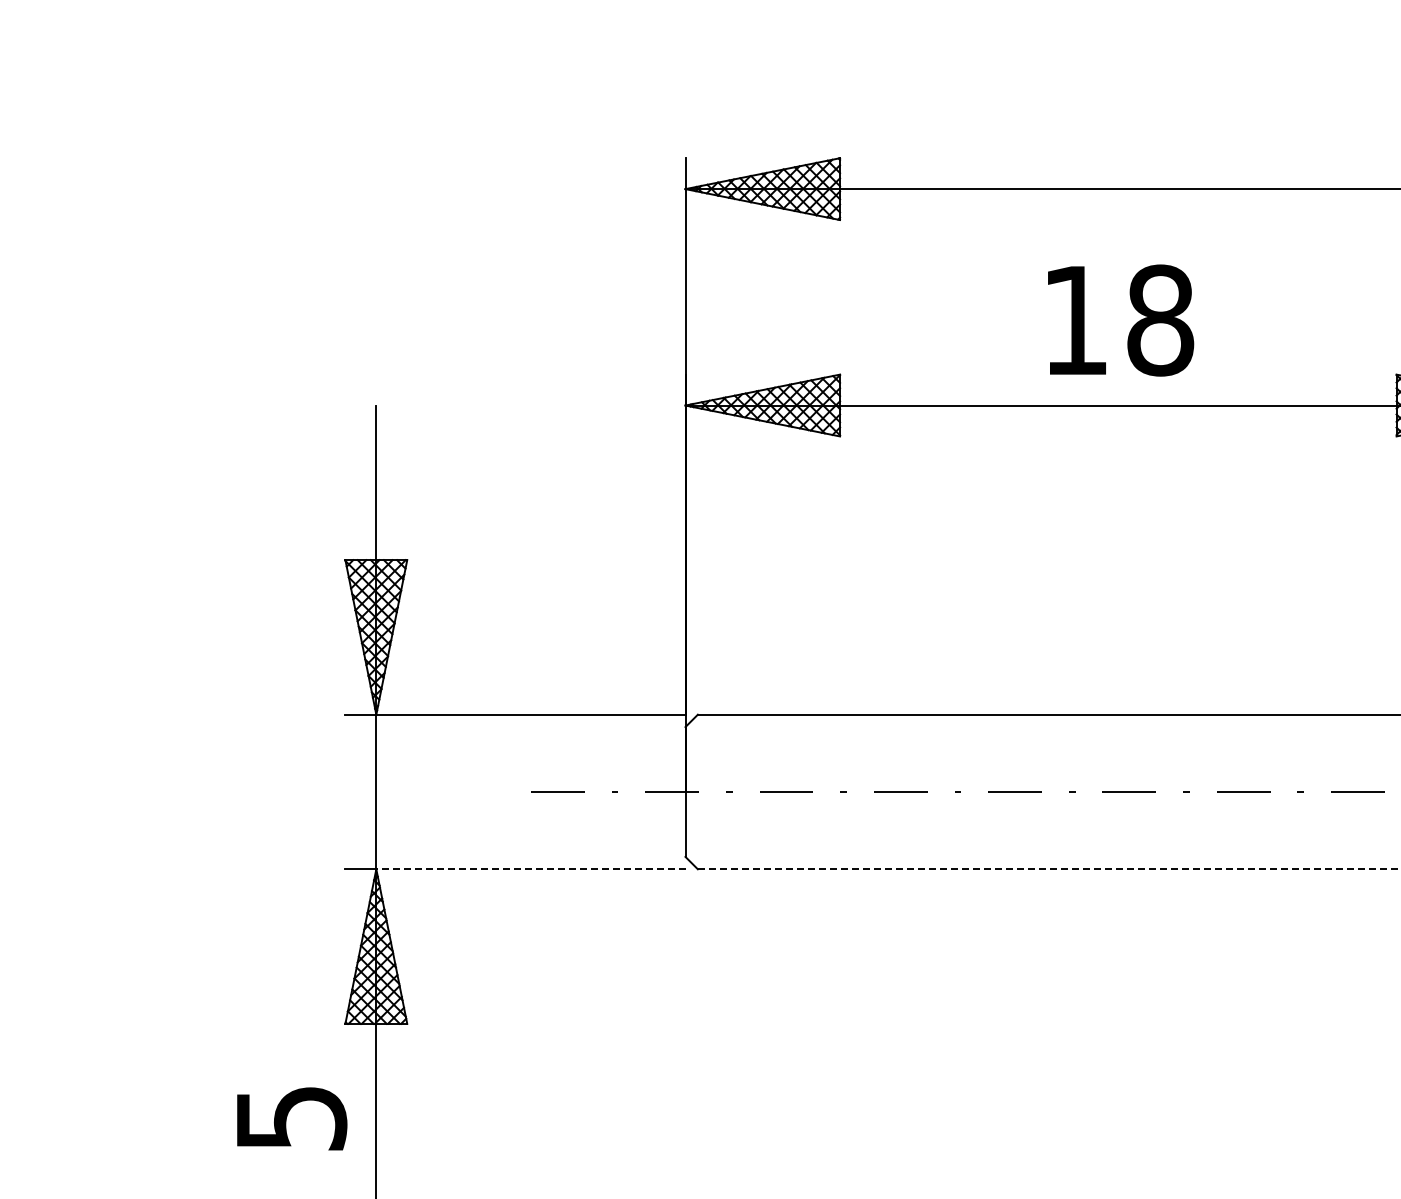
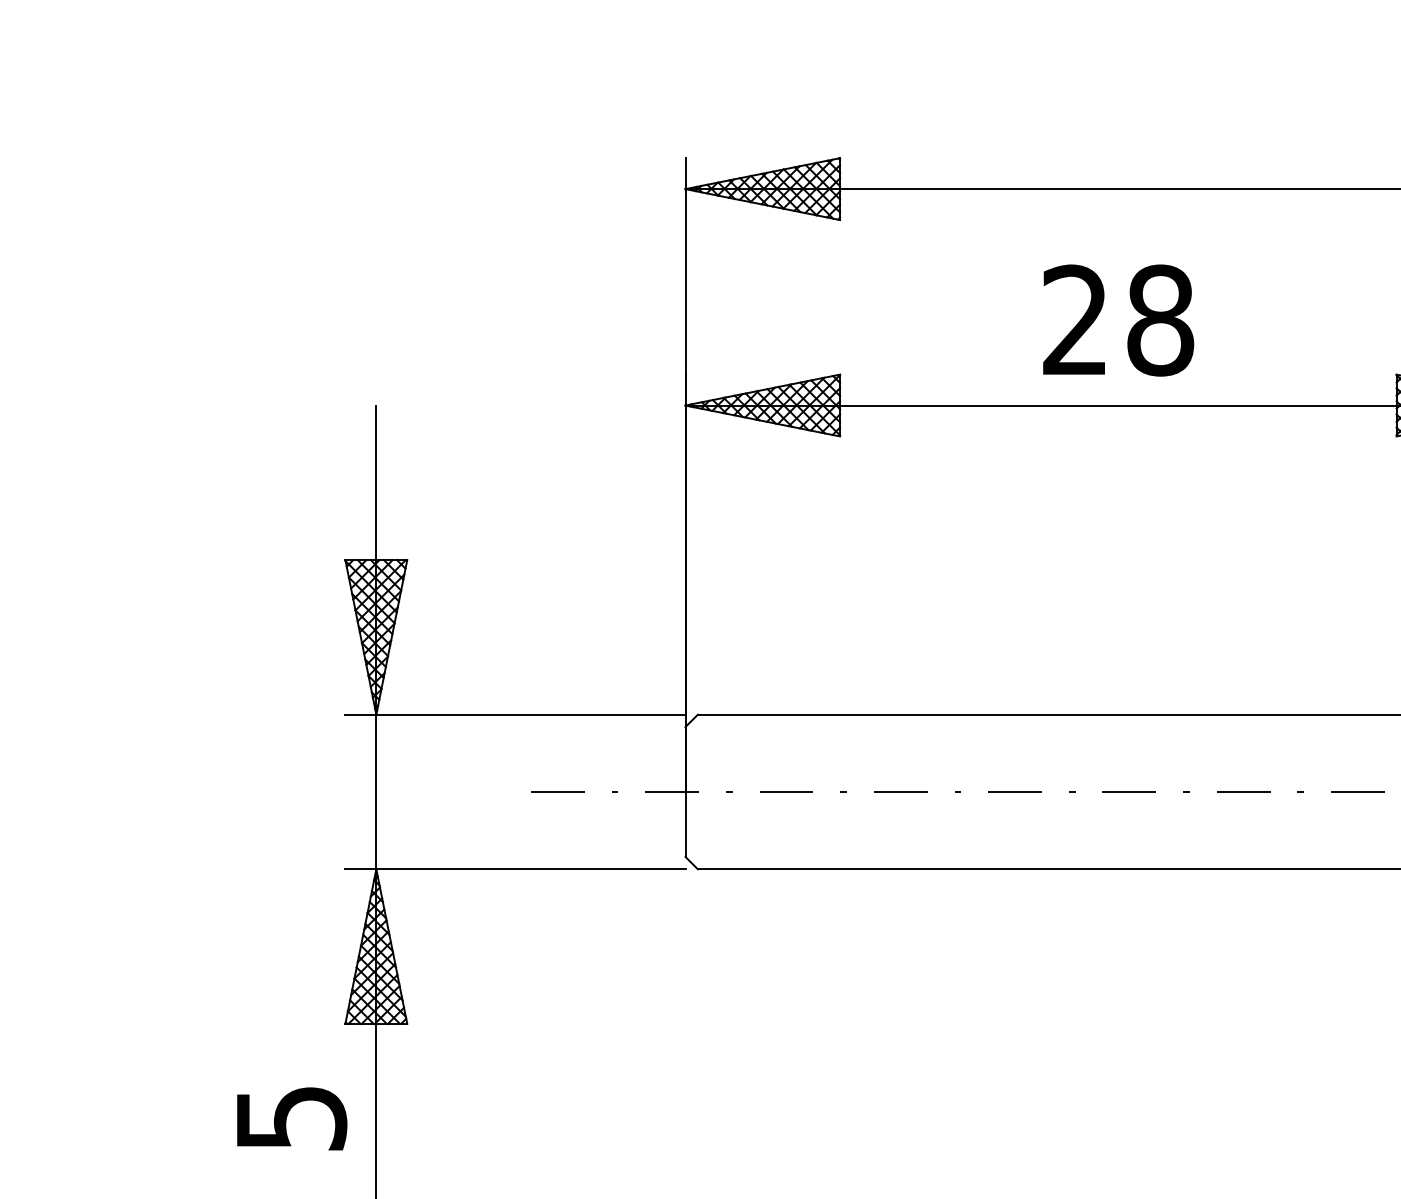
text: 18 -> 28 (1074, 319)
line: dashed -> solid (530, 869)
line: dashed -> solid (1049, 869)
